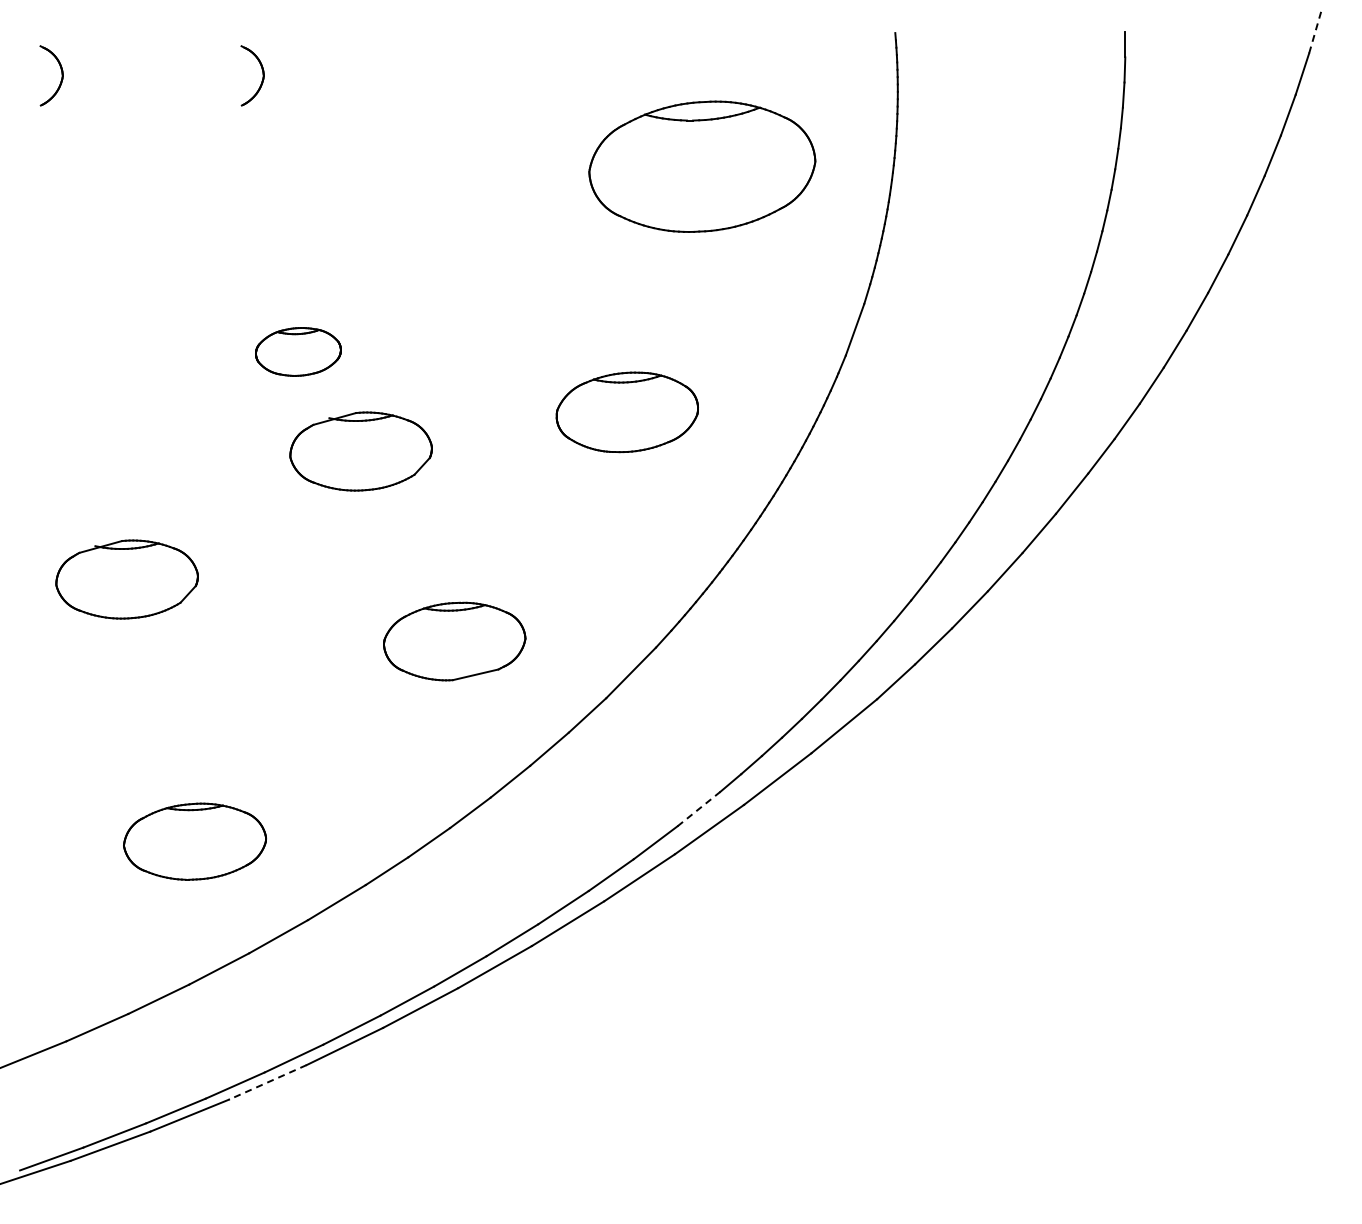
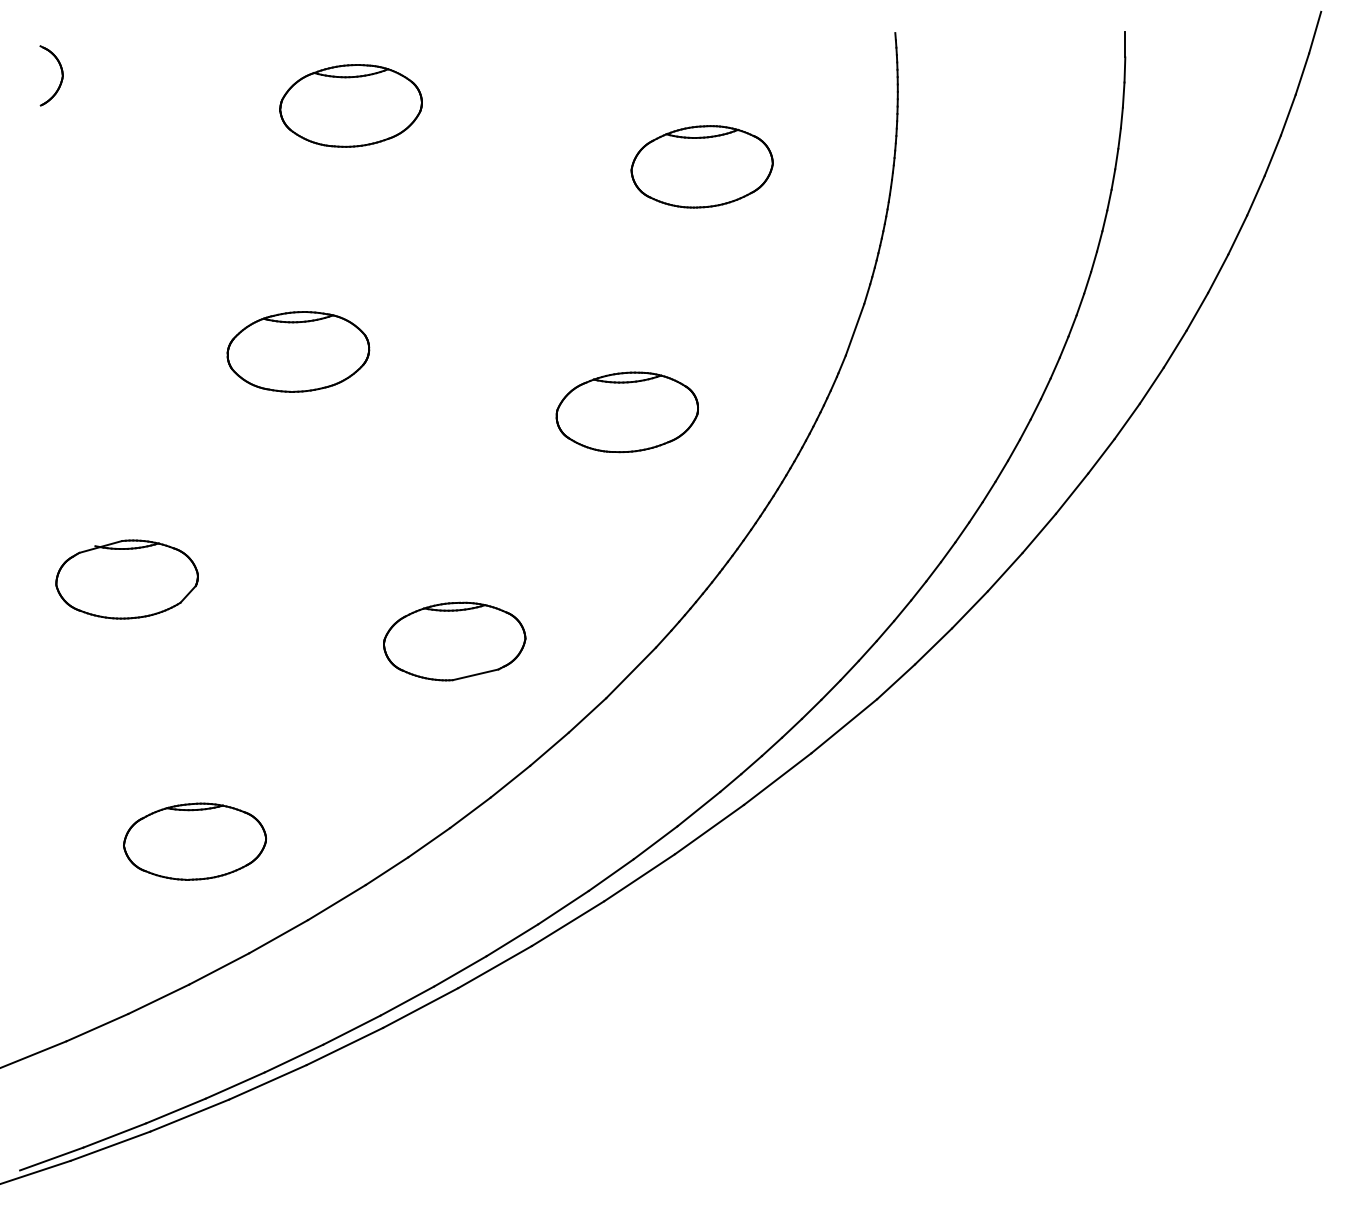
line: dashed -> solid (1315, 32)
part: present -> none (262, 75)
part: none -> present (350, 105)
part size: 229x133 px -> 144x84 px (701, 166)
part size: 87x50 px -> 145x82 px (298, 351)
part: present -> none (360, 451)
line: dashed -> solid (699, 808)
line: dashed -> solid (267, 1082)
